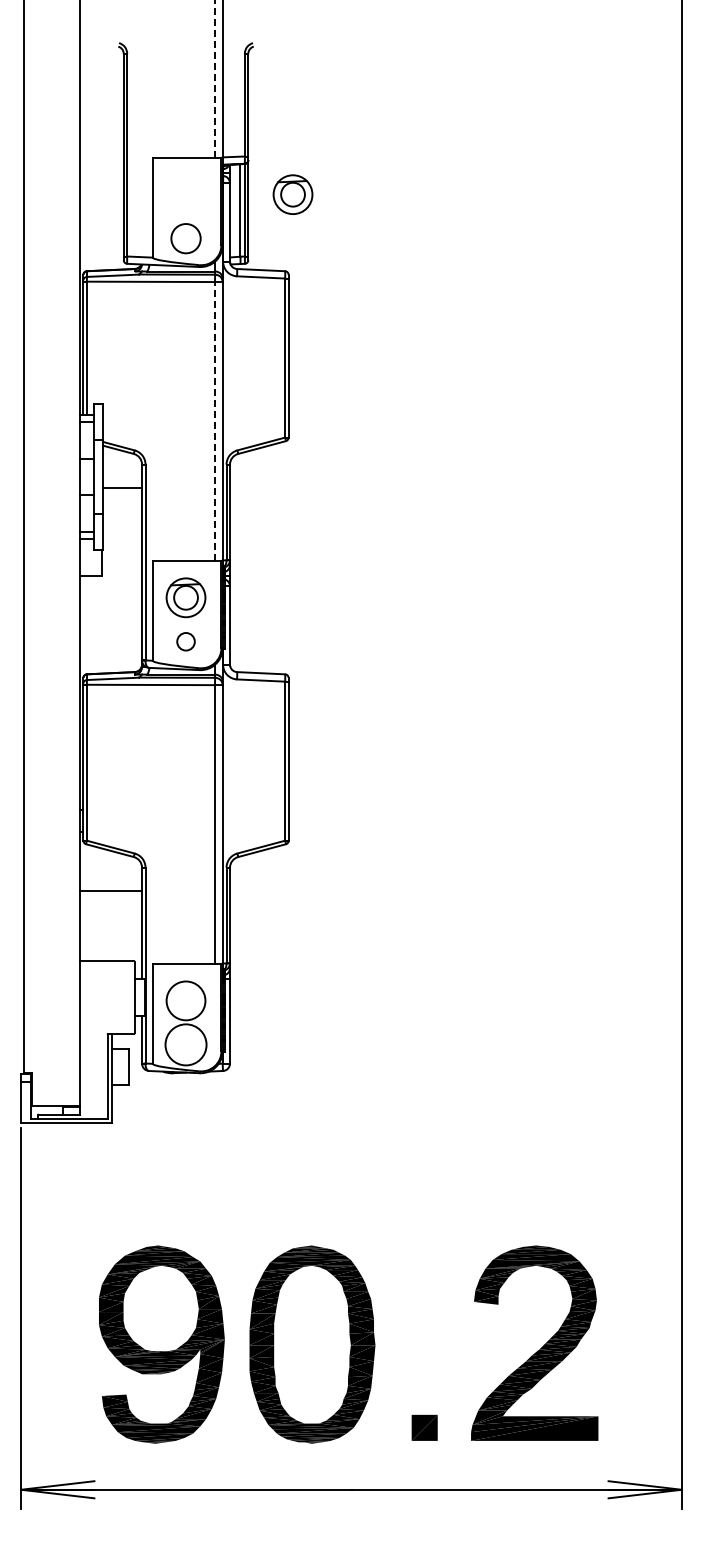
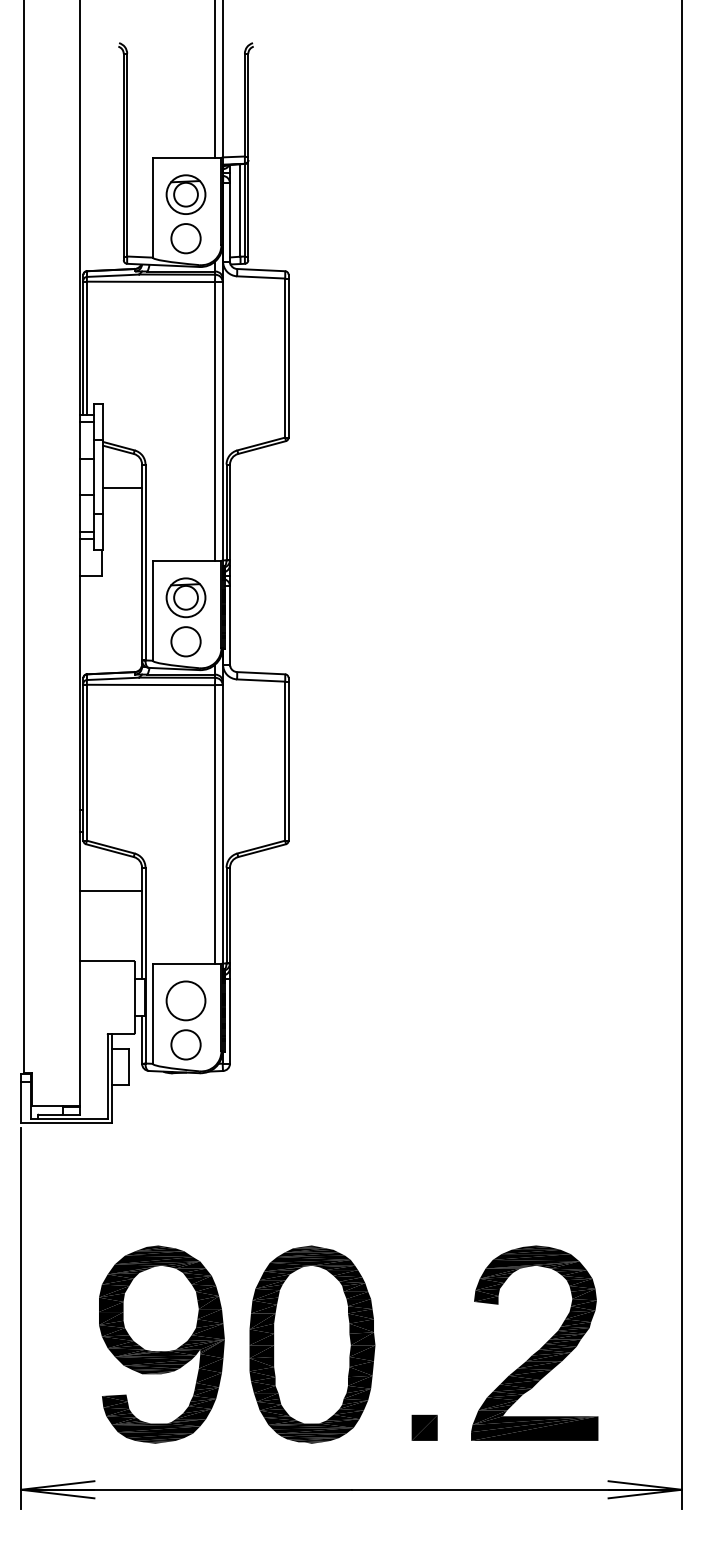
line: dashed -> solid (214, 79)
part position: (292, 194) -> (185, 194) (185, 194)
line: dashed -> solid (214, 421)
circle diameter: 18 px -> 29 px (185, 641)
circle diameter: 41 px -> 29 px (185, 1044)
